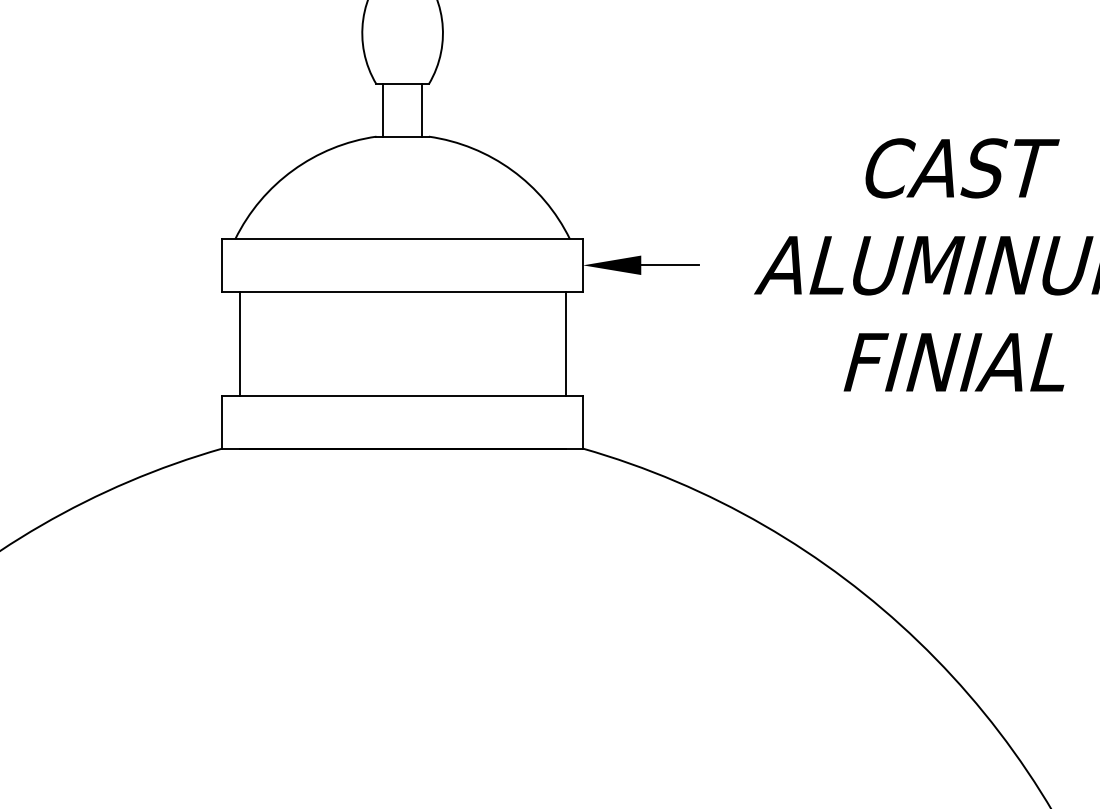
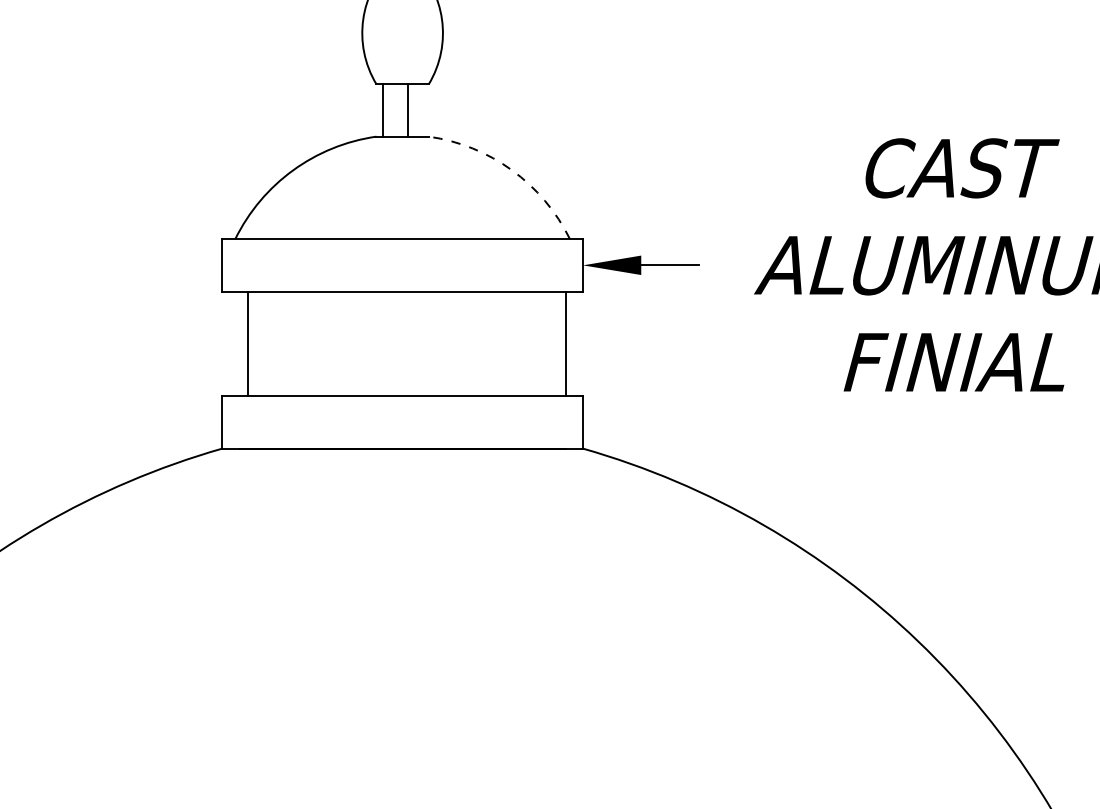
line position: (422, 110) -> (408, 110) (408, 110)
arc: solid -> dashed (512, 170)
line position: (239, 343) -> (247, 343) (247, 343)
